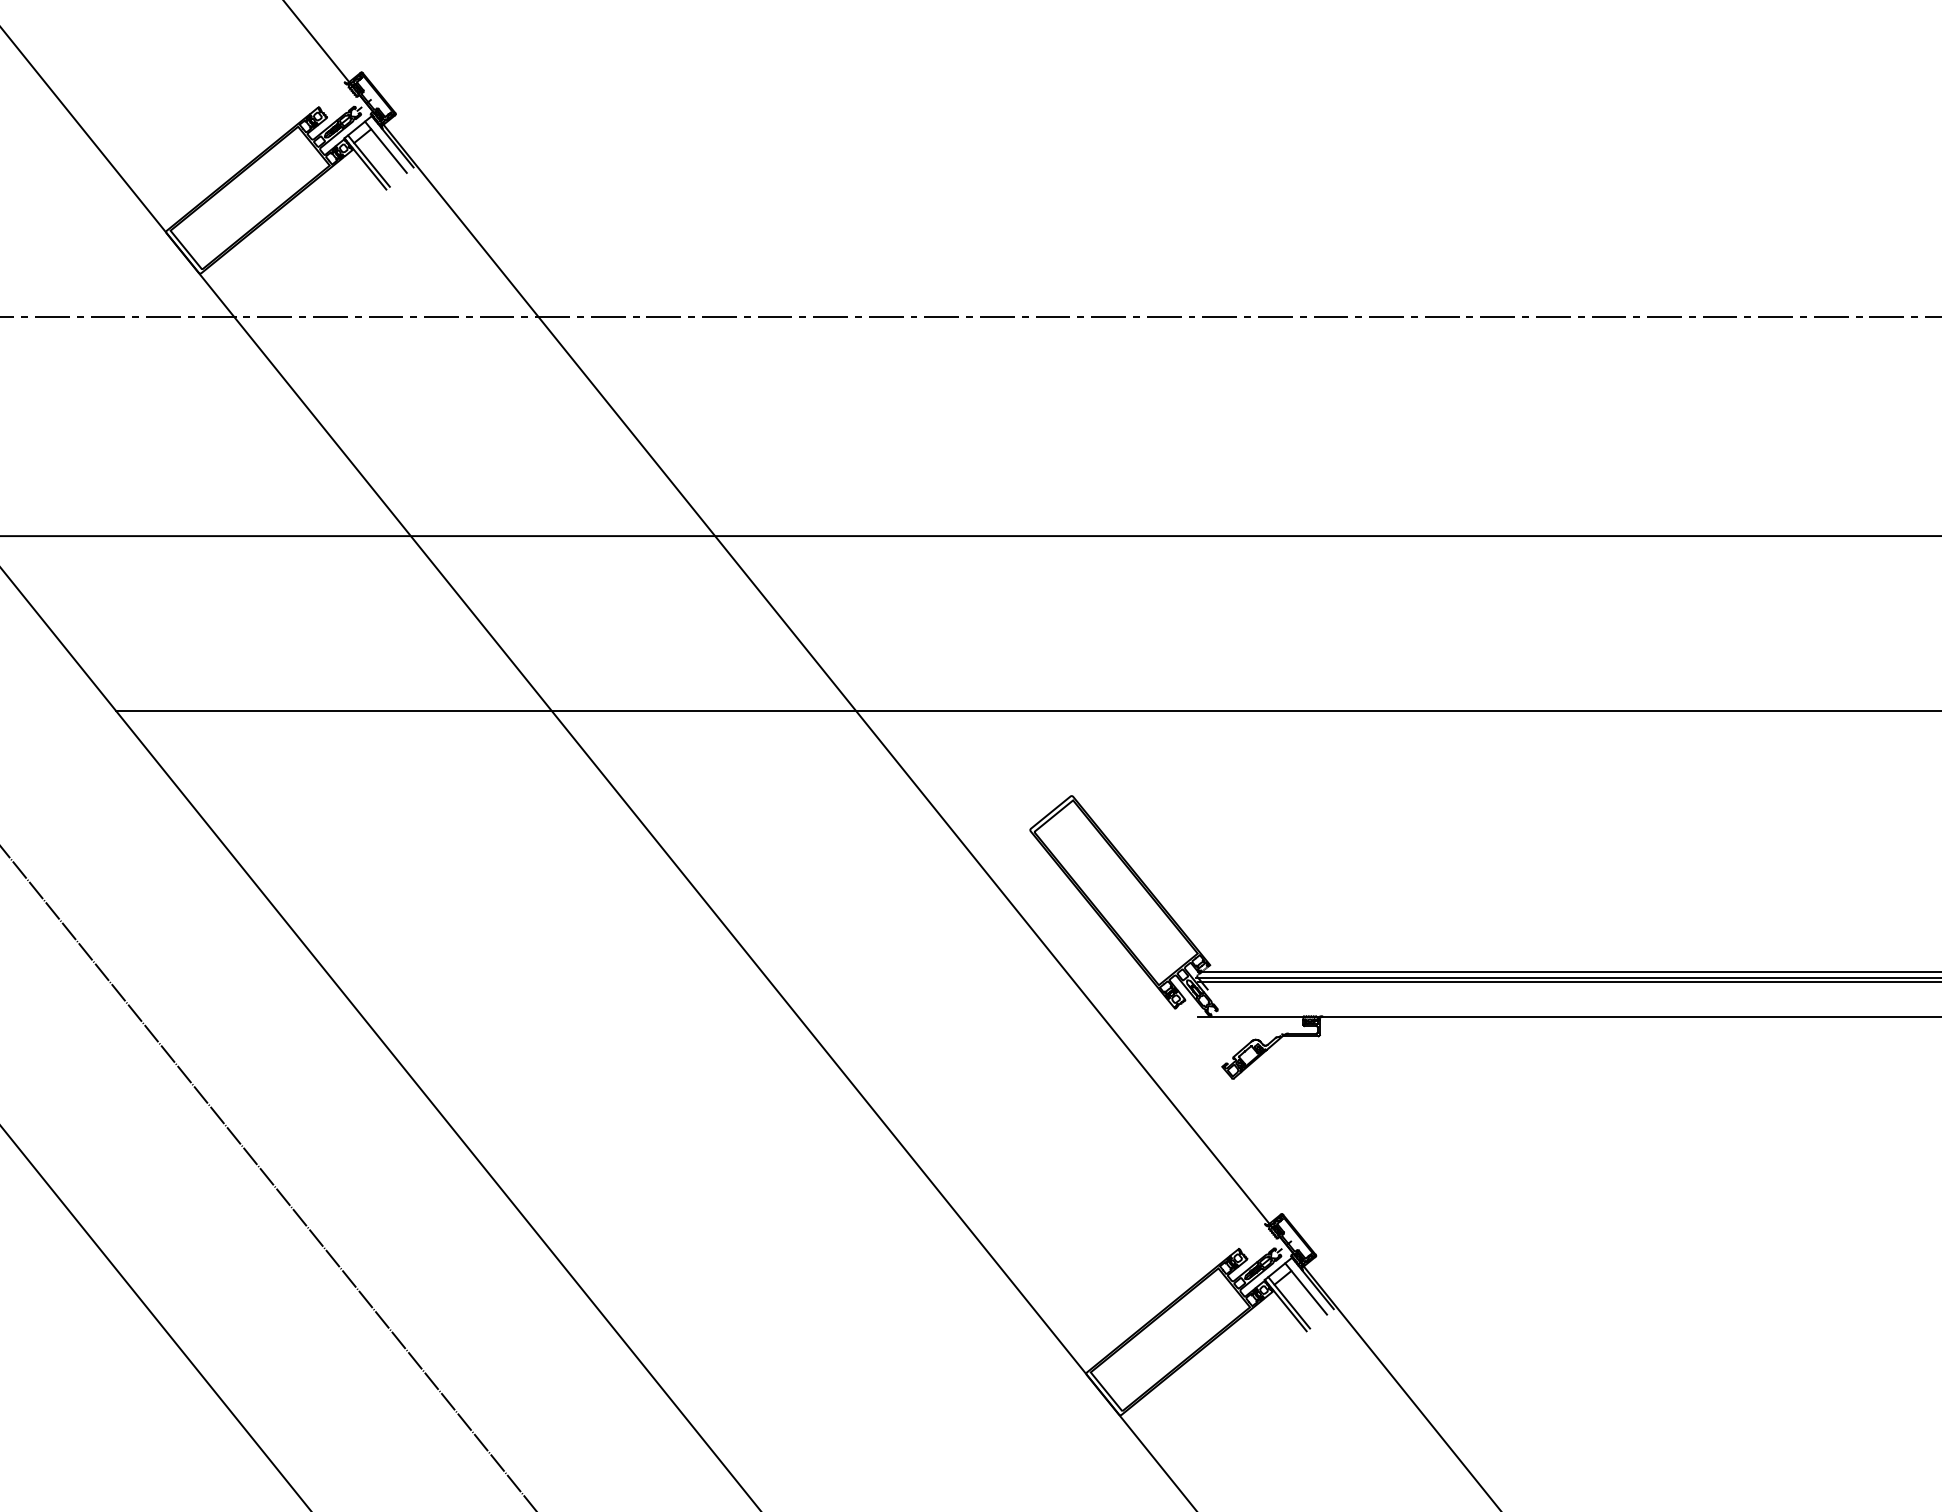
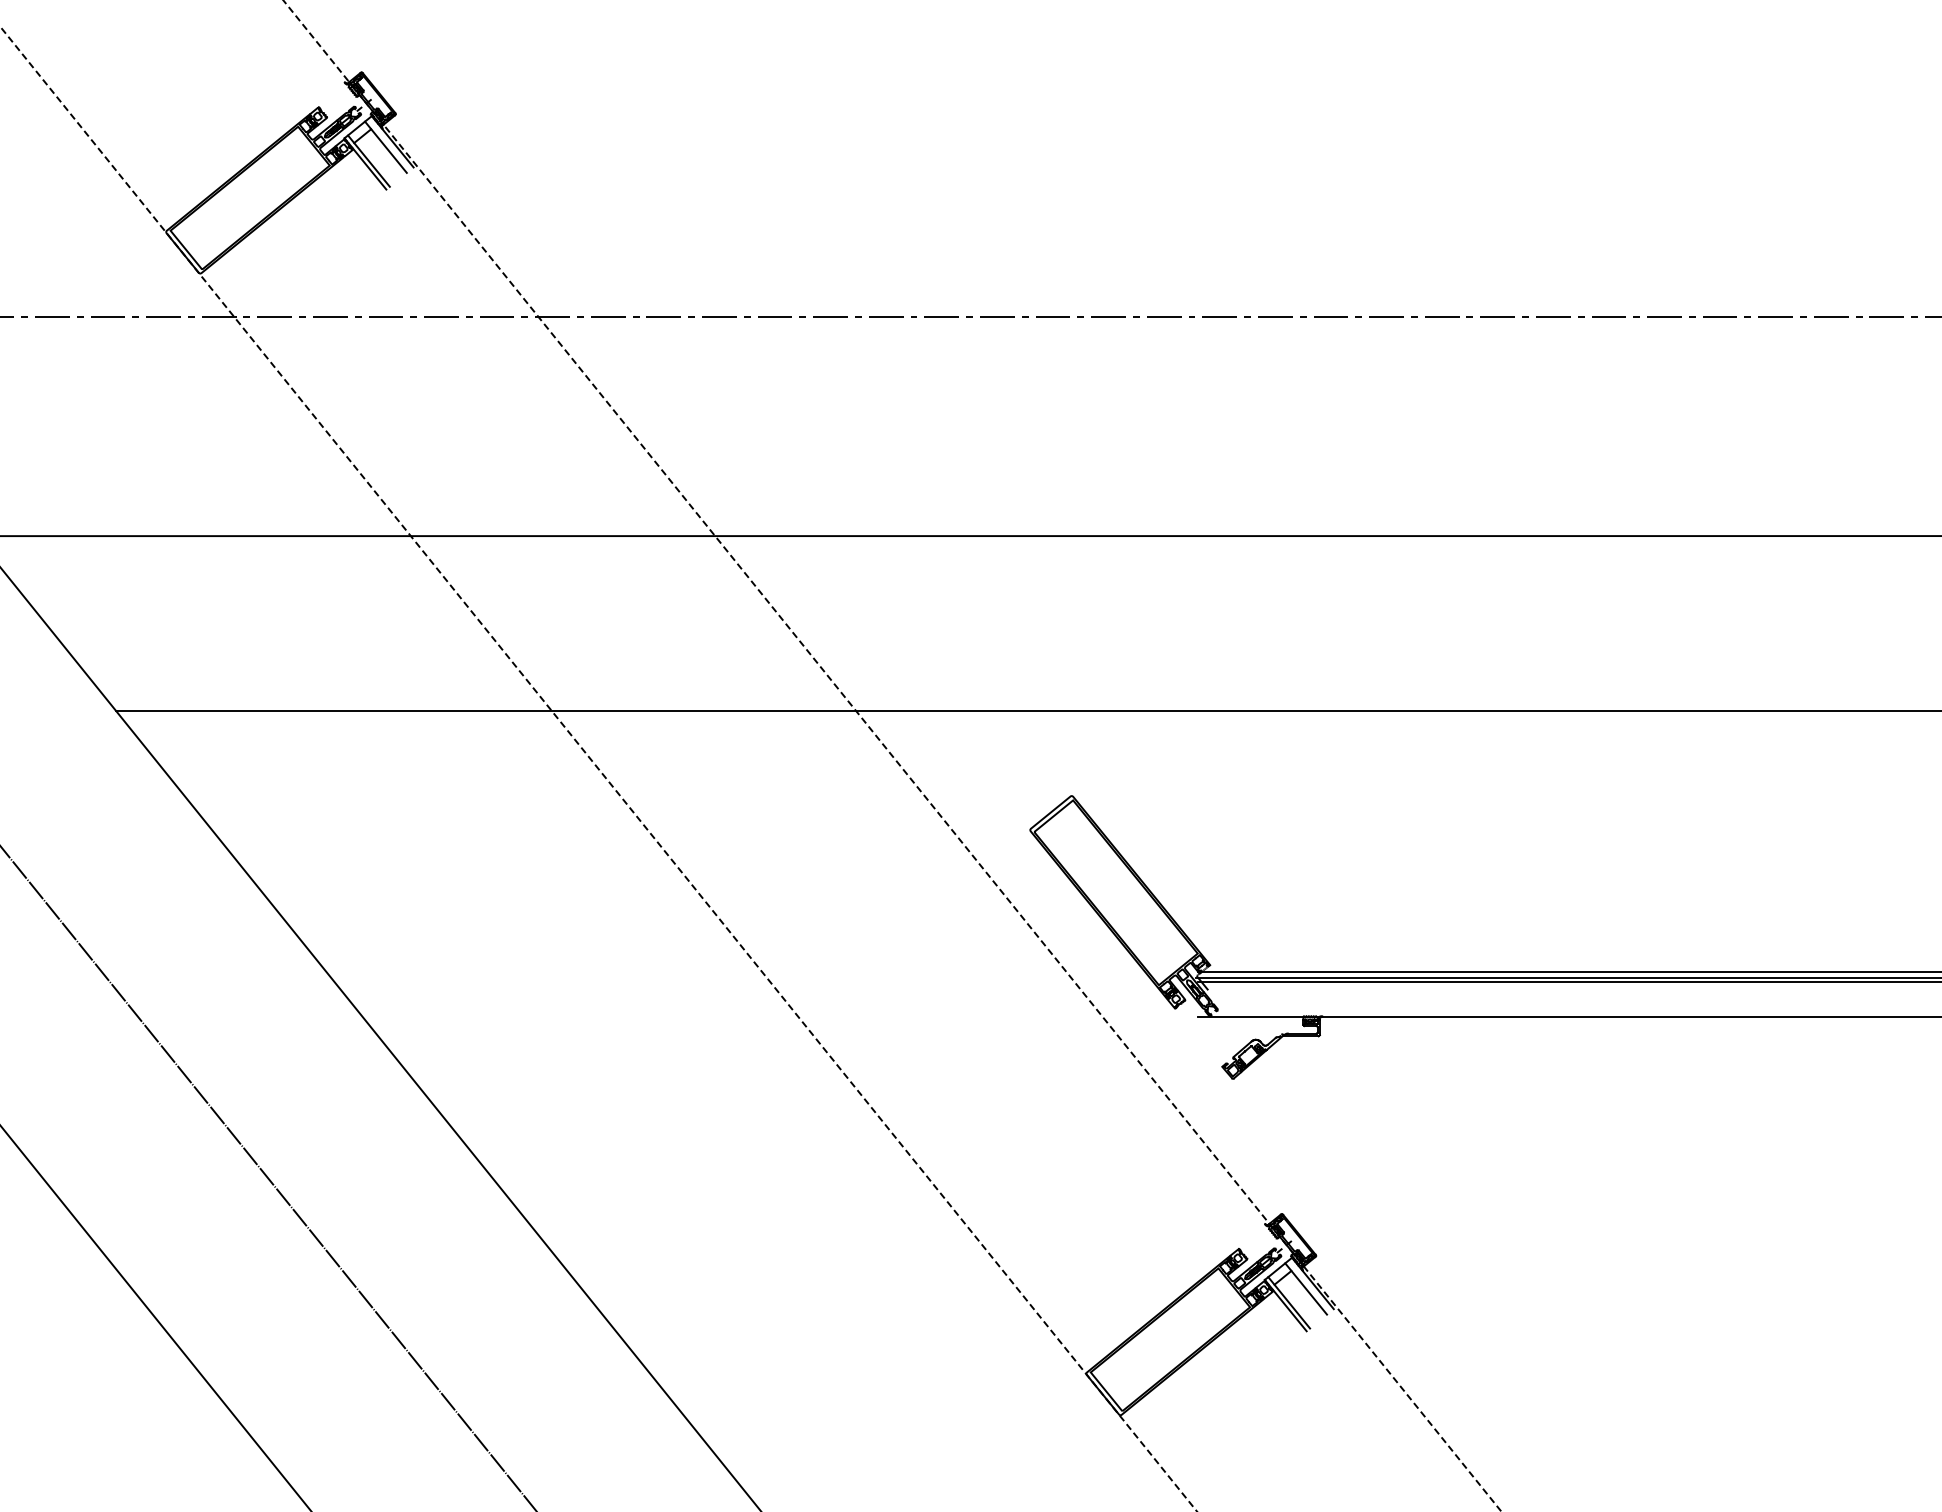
line: solid -> dashed (892, 756)
line: solid -> dashed (598, 769)
